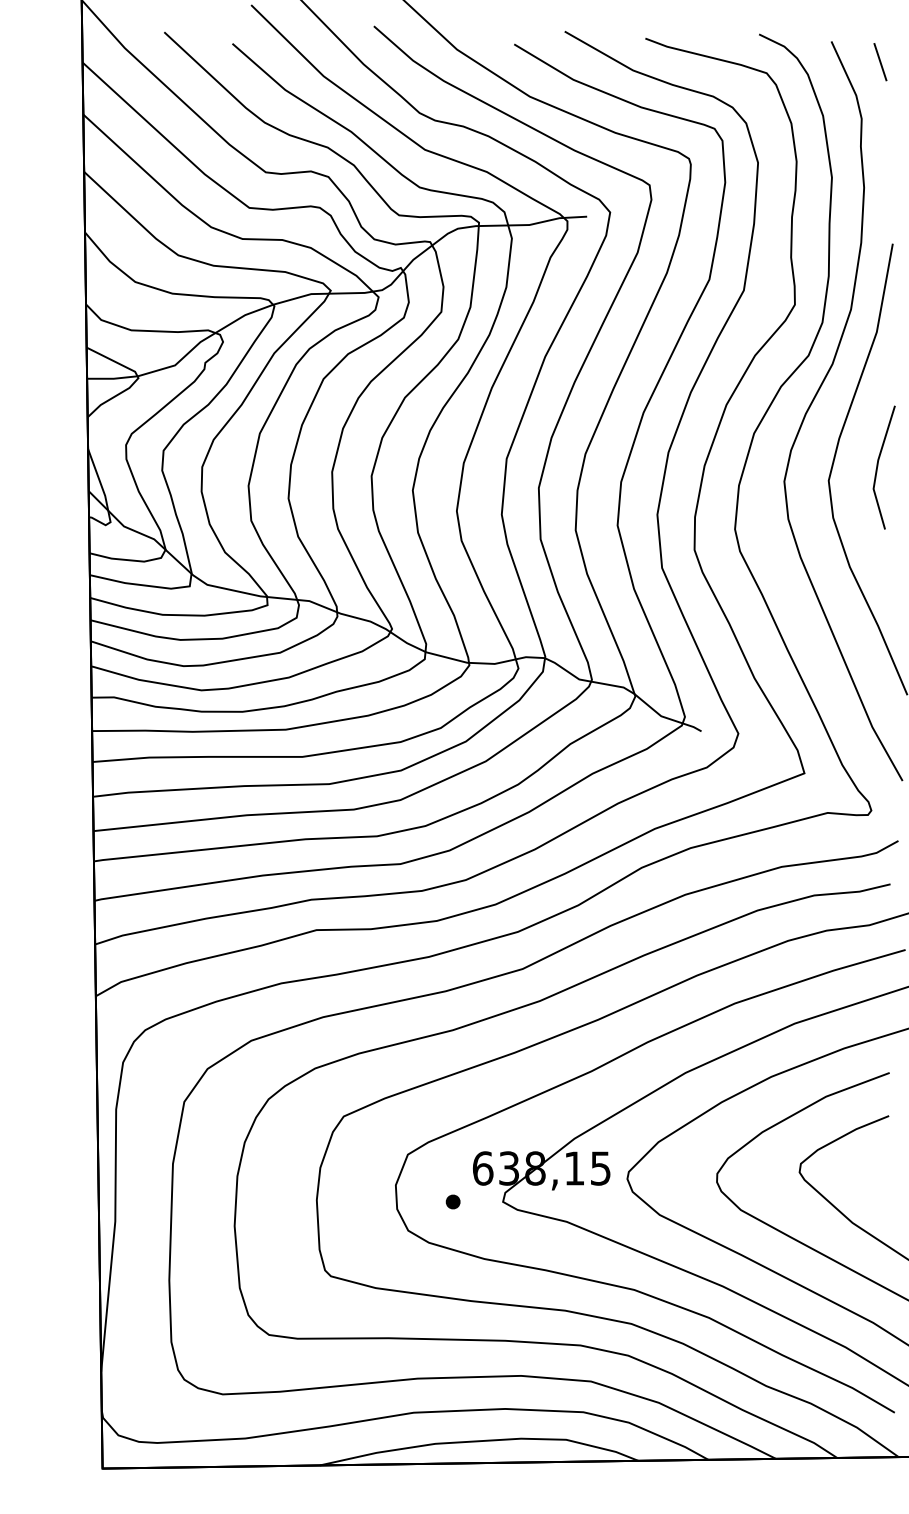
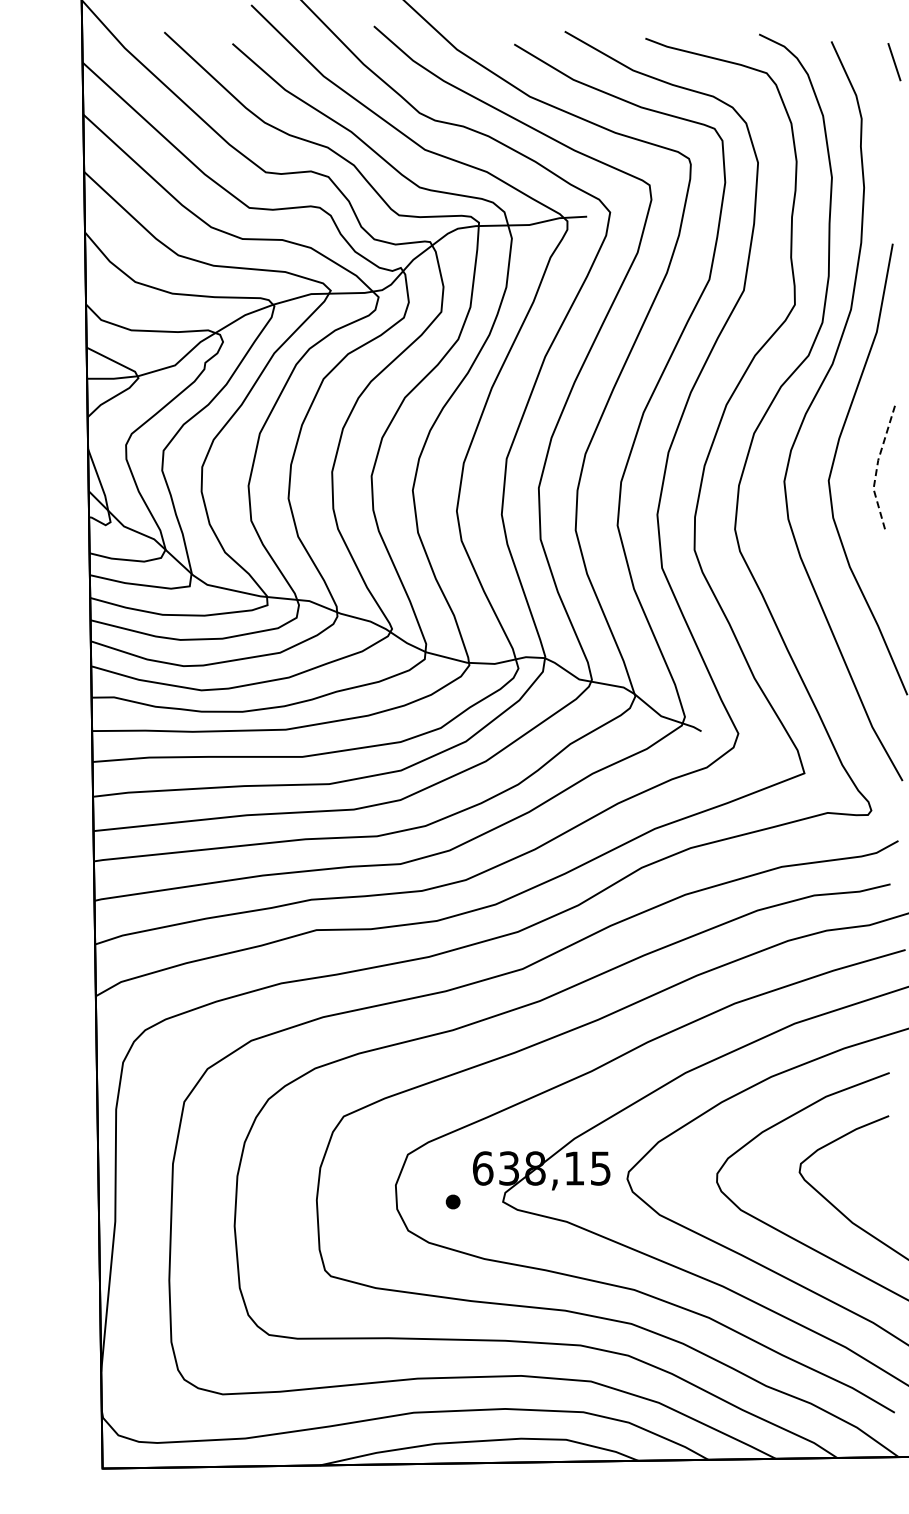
line position: (880, 62) -> (894, 62) (894, 62)
line: solid -> dashed (877, 467)
